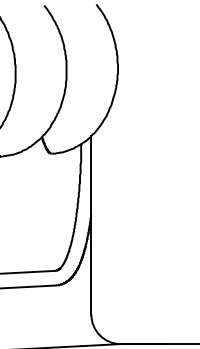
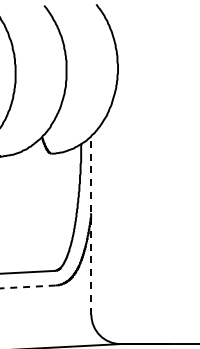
line: solid -> dashed (91, 224)
line: solid -> dashed (27, 286)
